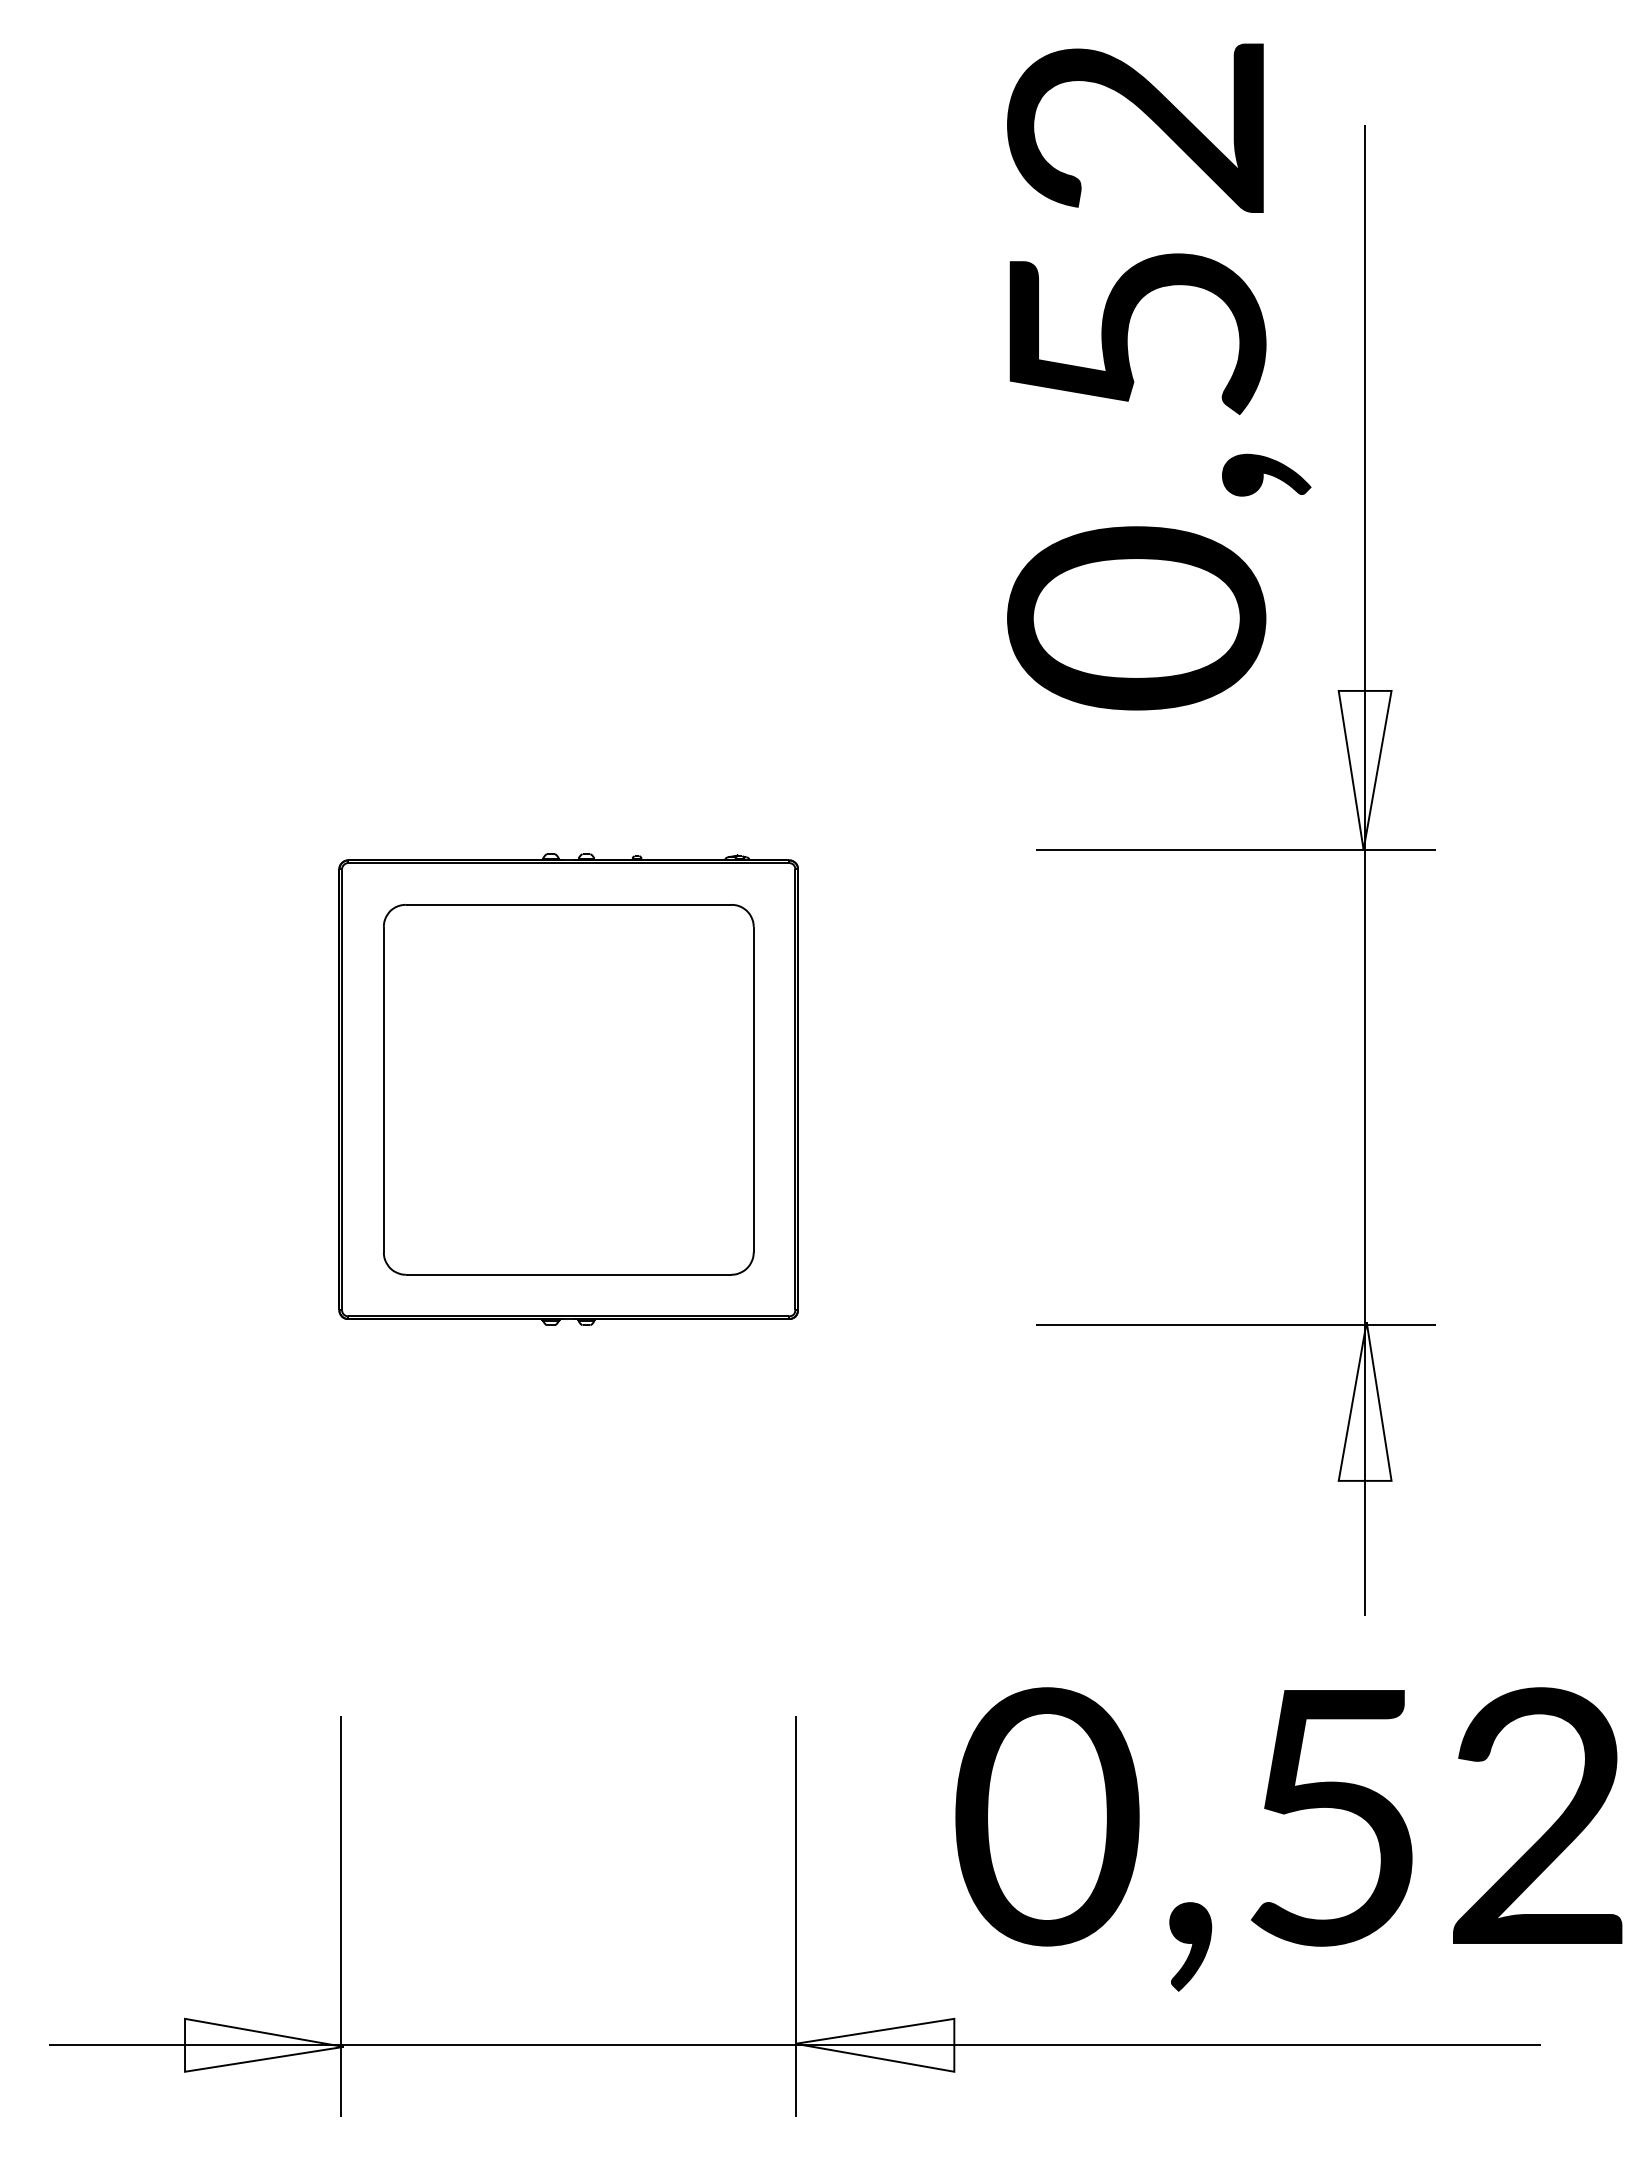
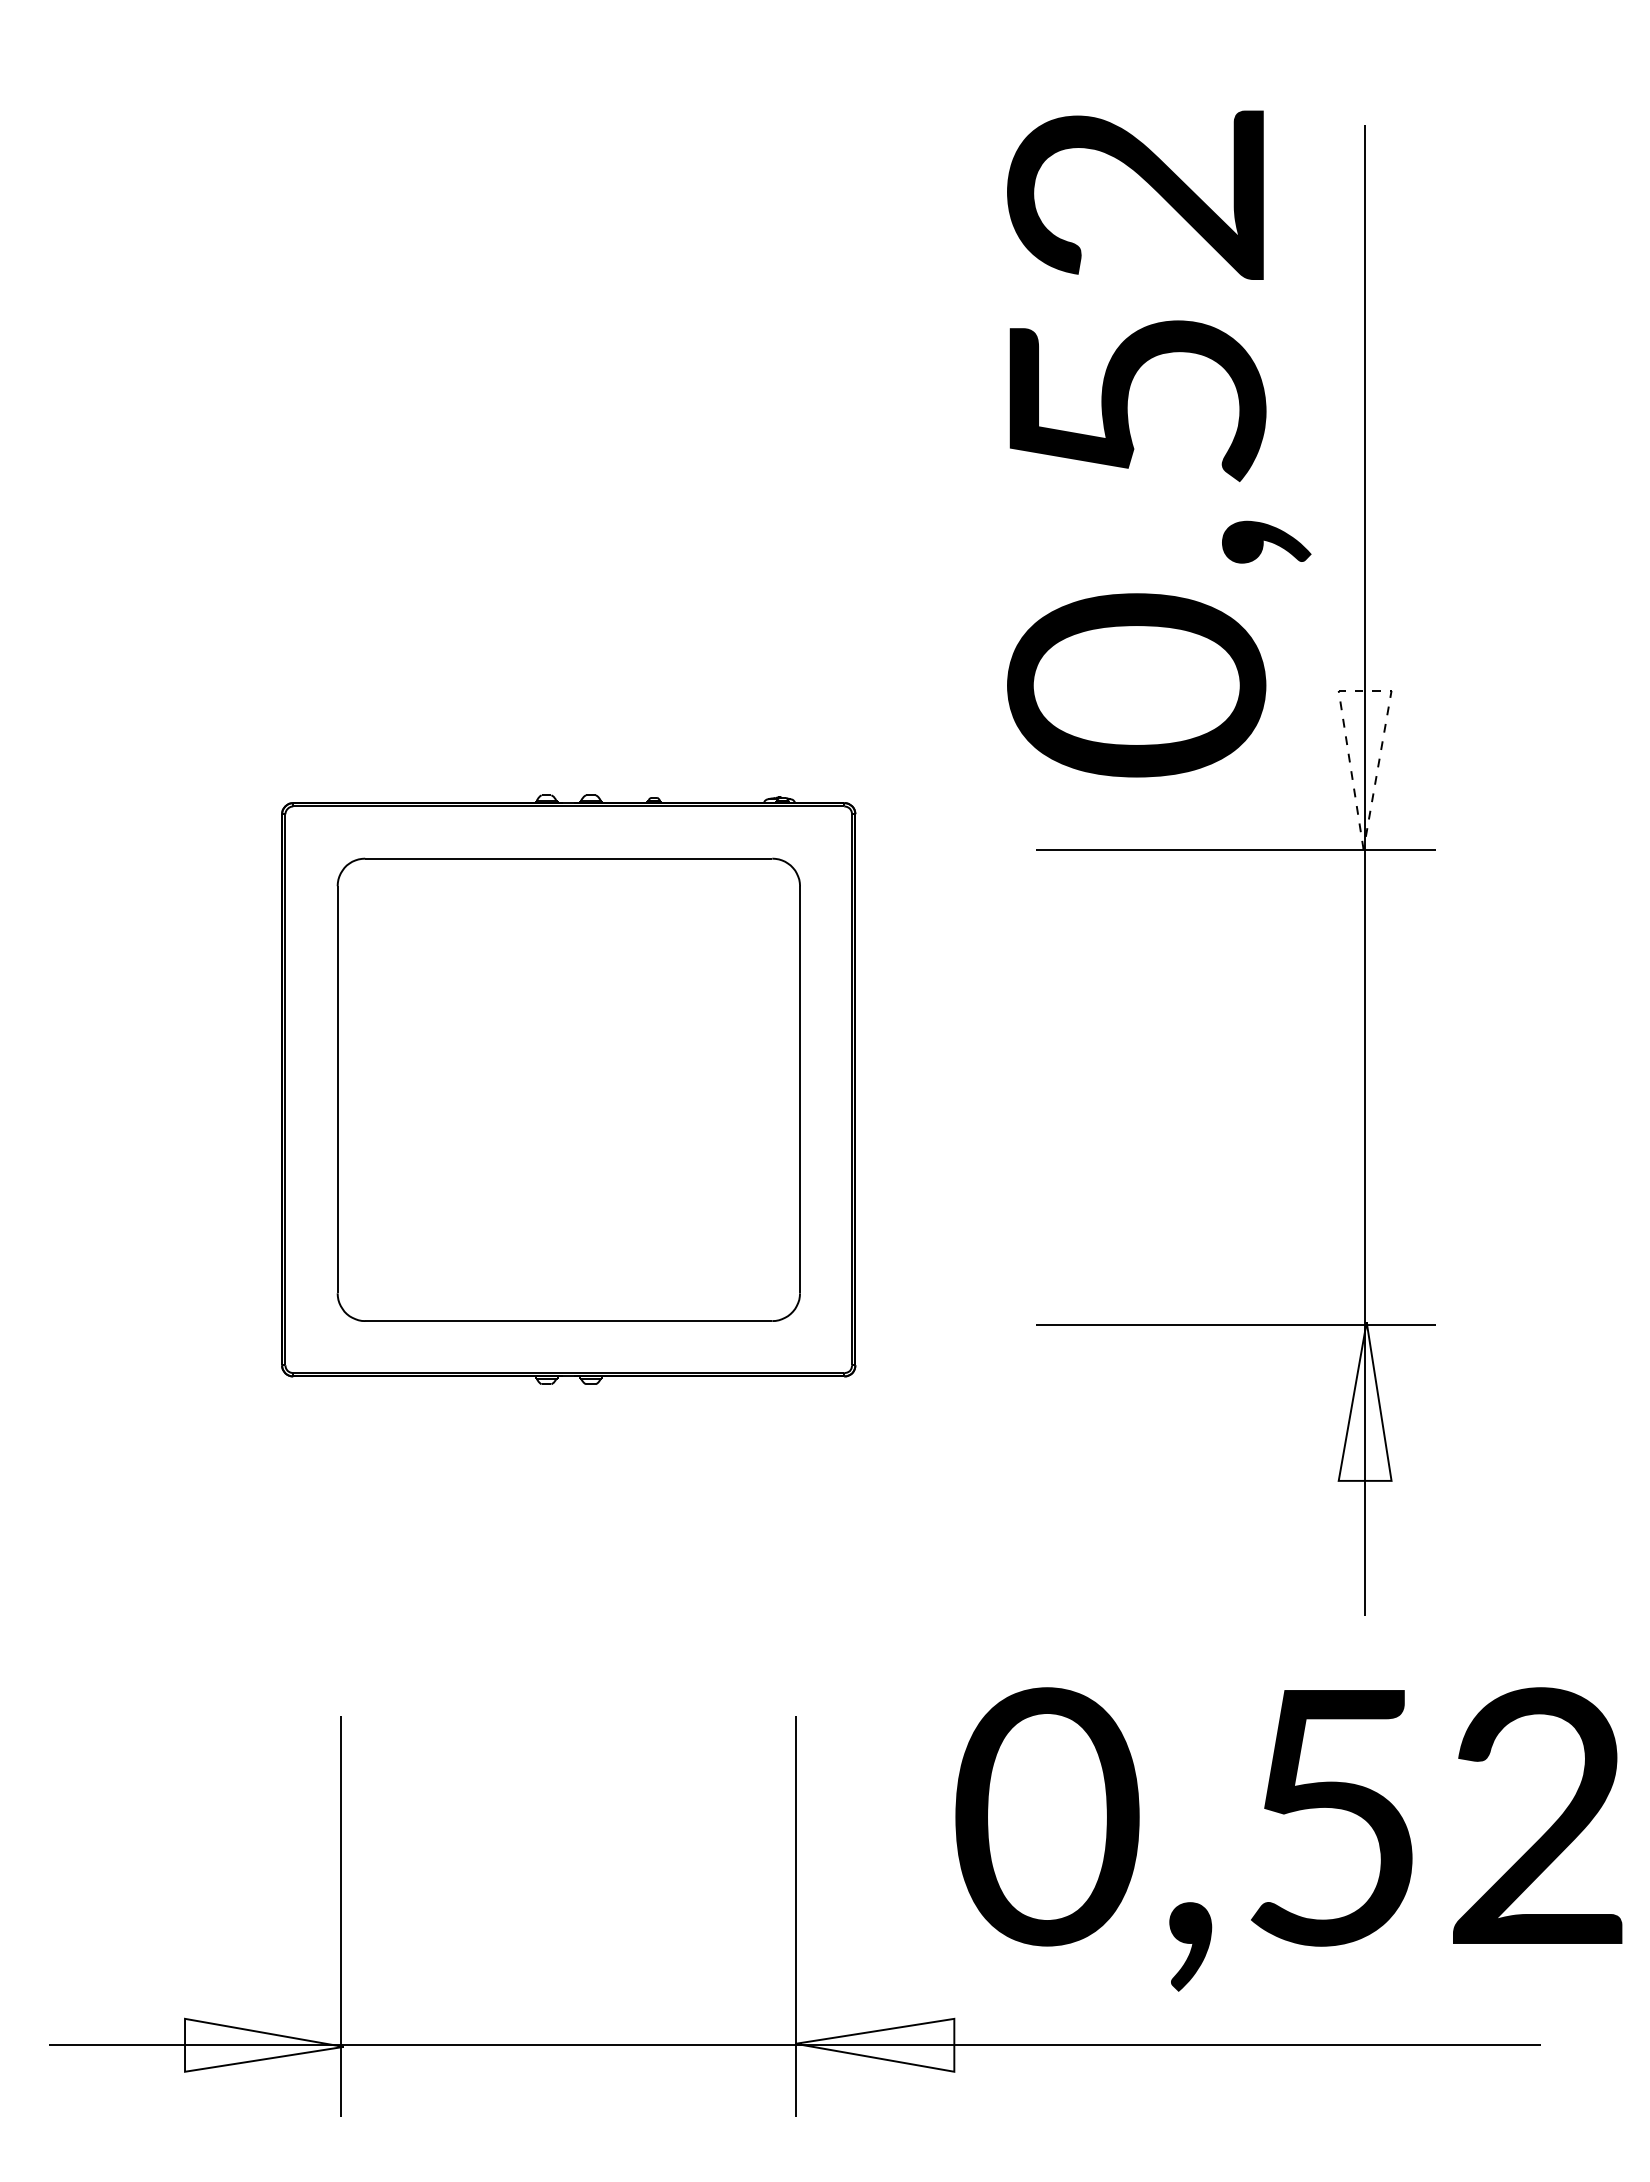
text position: (1159, 376) -> (1159, 443) (1159, 443)
line: solid -> dashed (1365, 690)
part size: 461x473 px -> 576x591 px (568, 1089)
